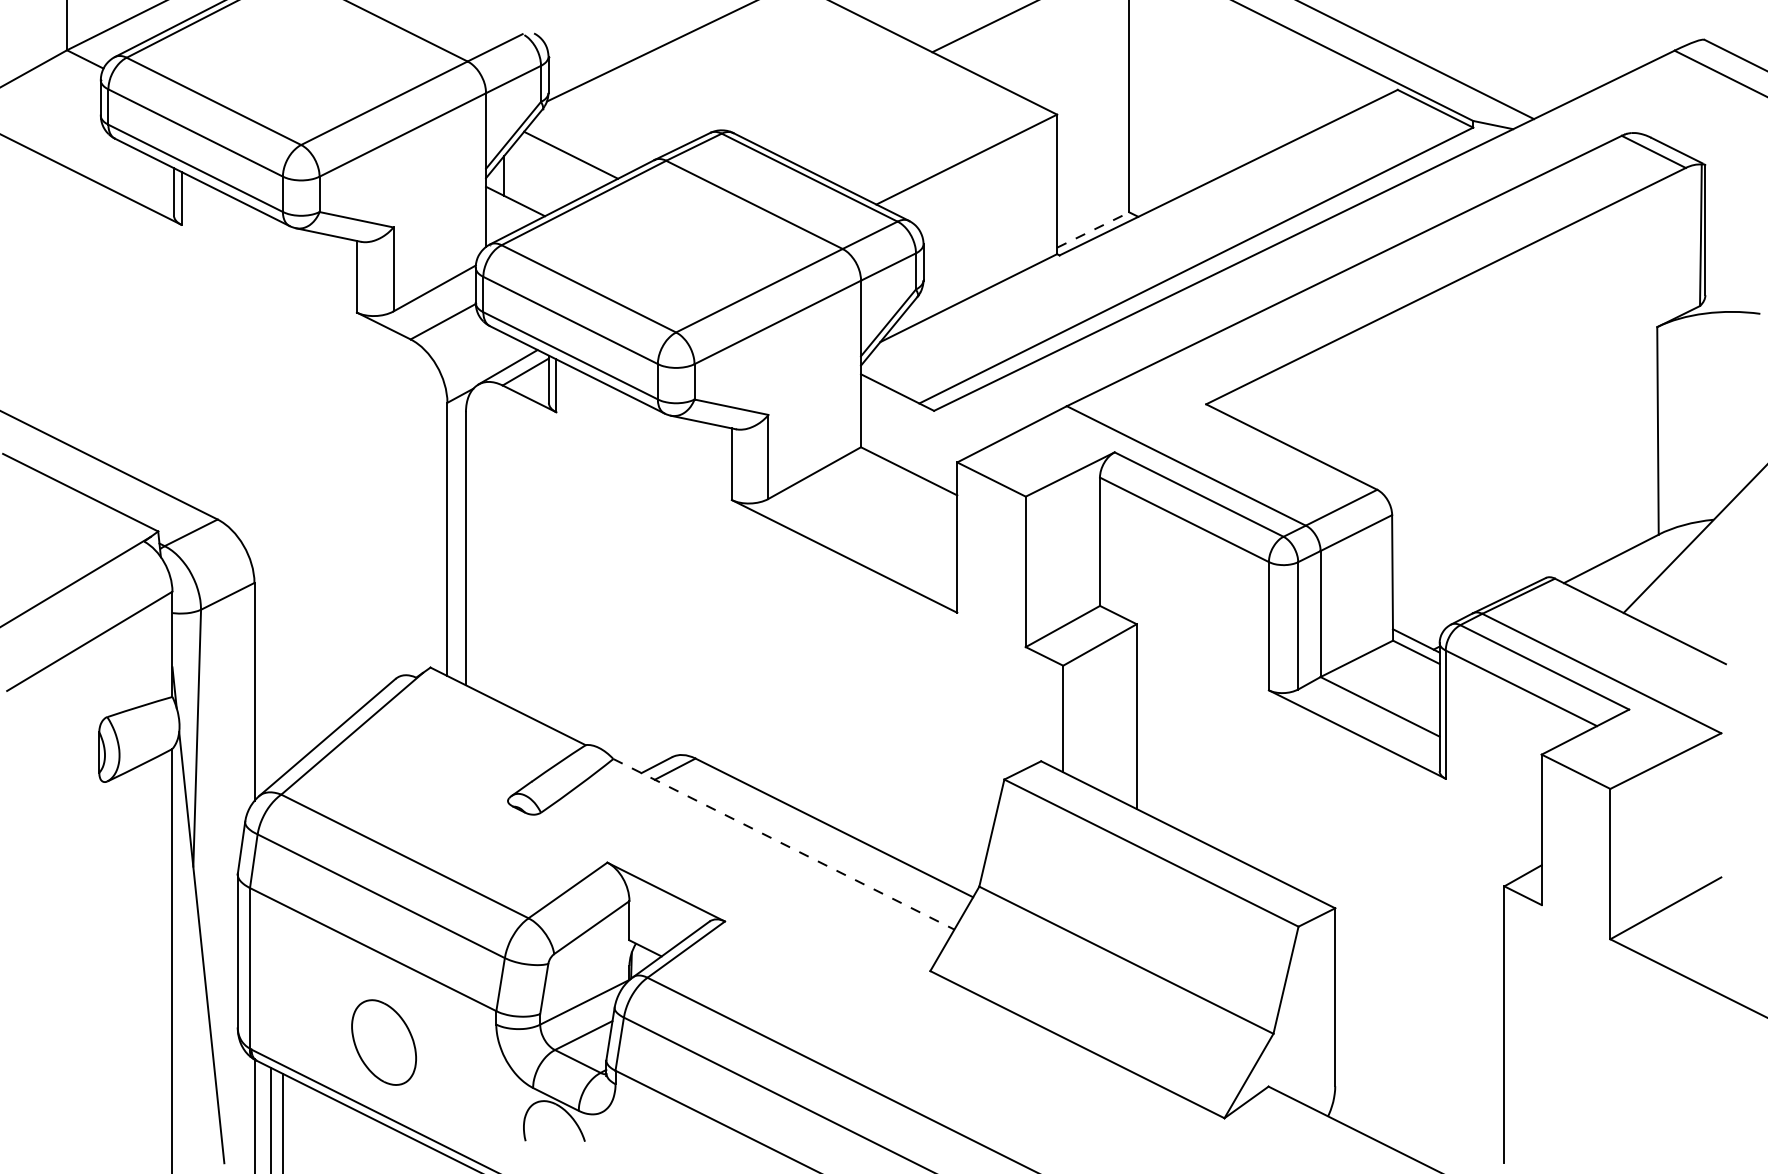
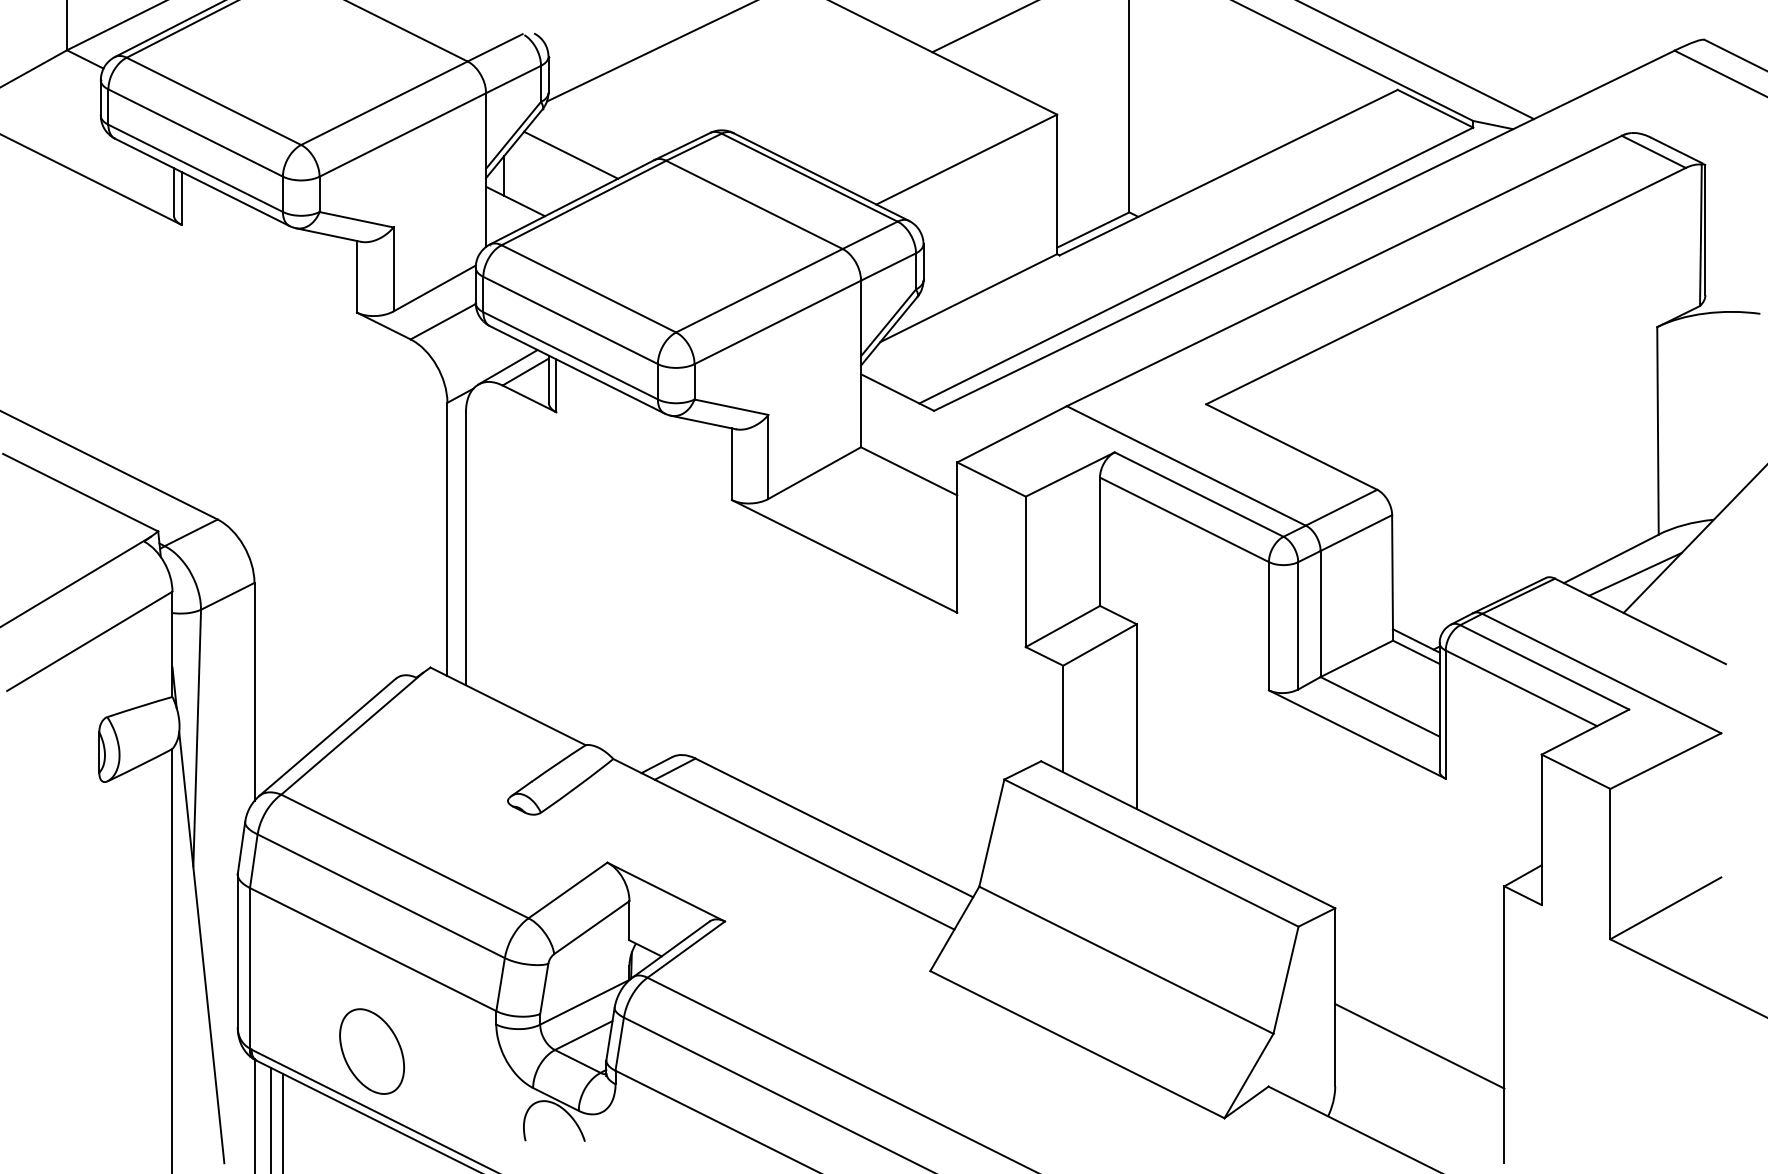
line: dashed -> solid (1093, 229)
line: none -> present (1635, 574)
line: dashed -> solid (783, 844)
part position: (383, 1042) -> (371, 1051) (371, 1051)
line: none -> present (1419, 1046)
